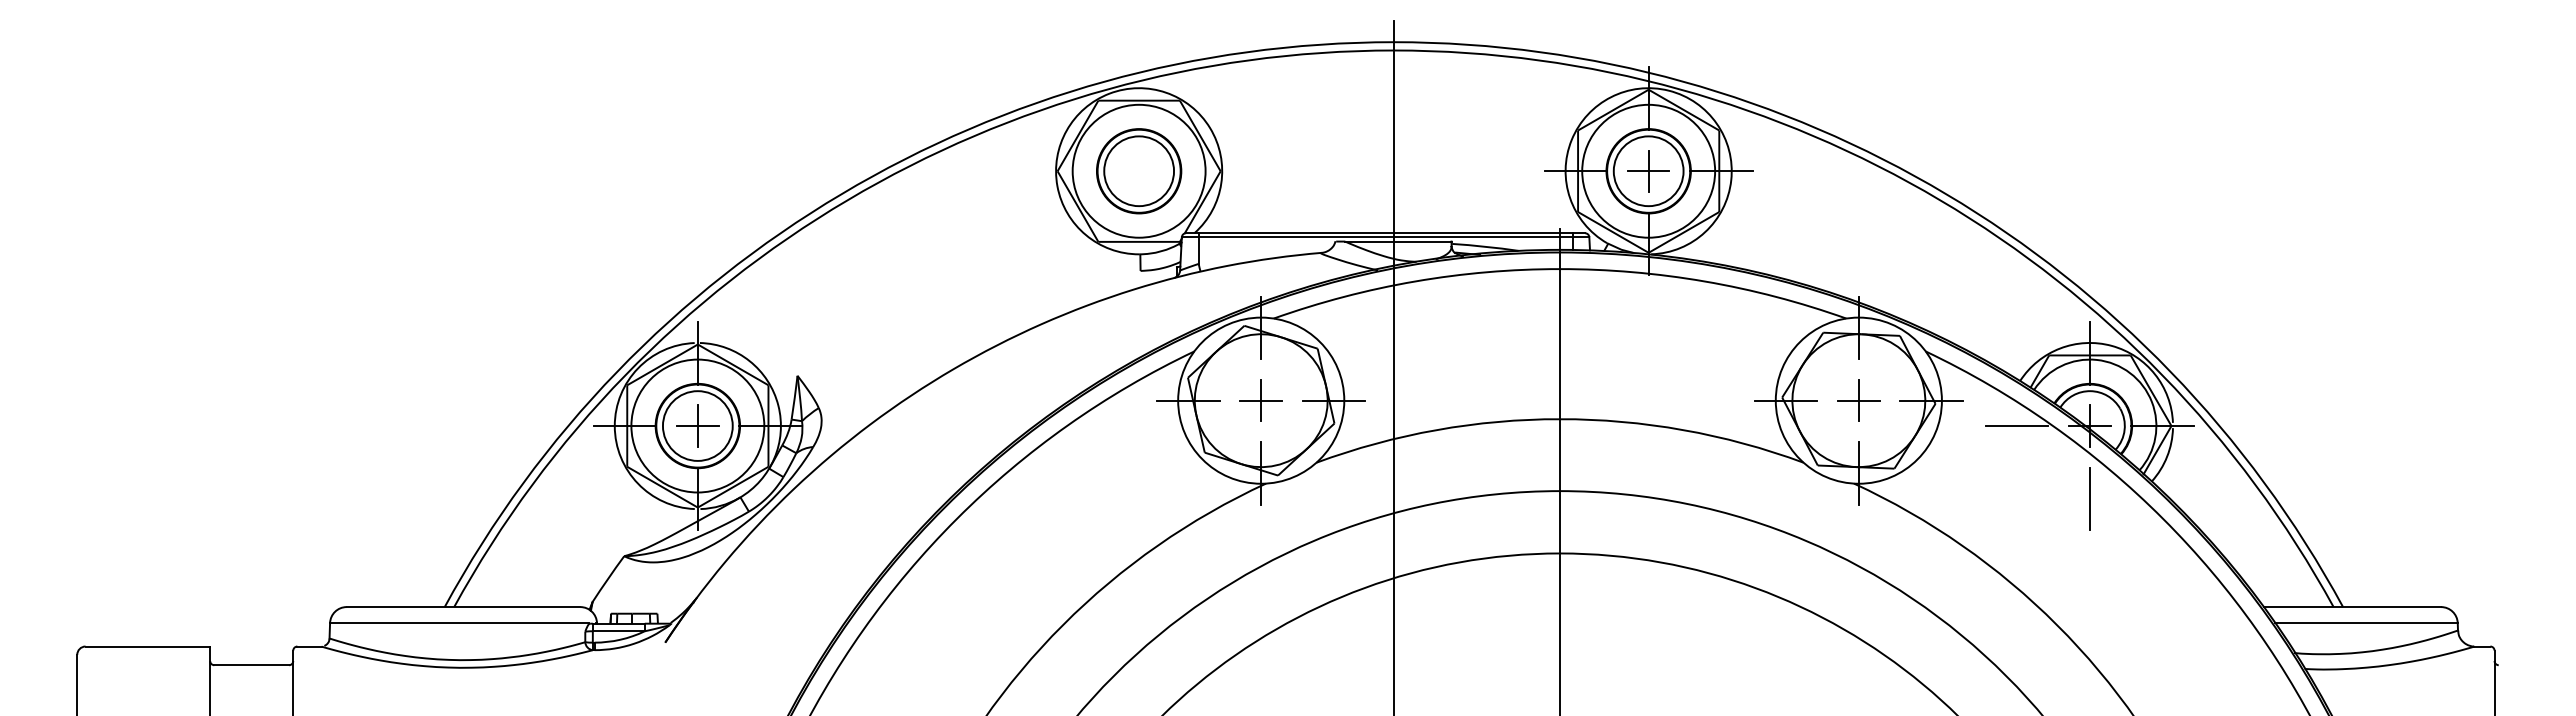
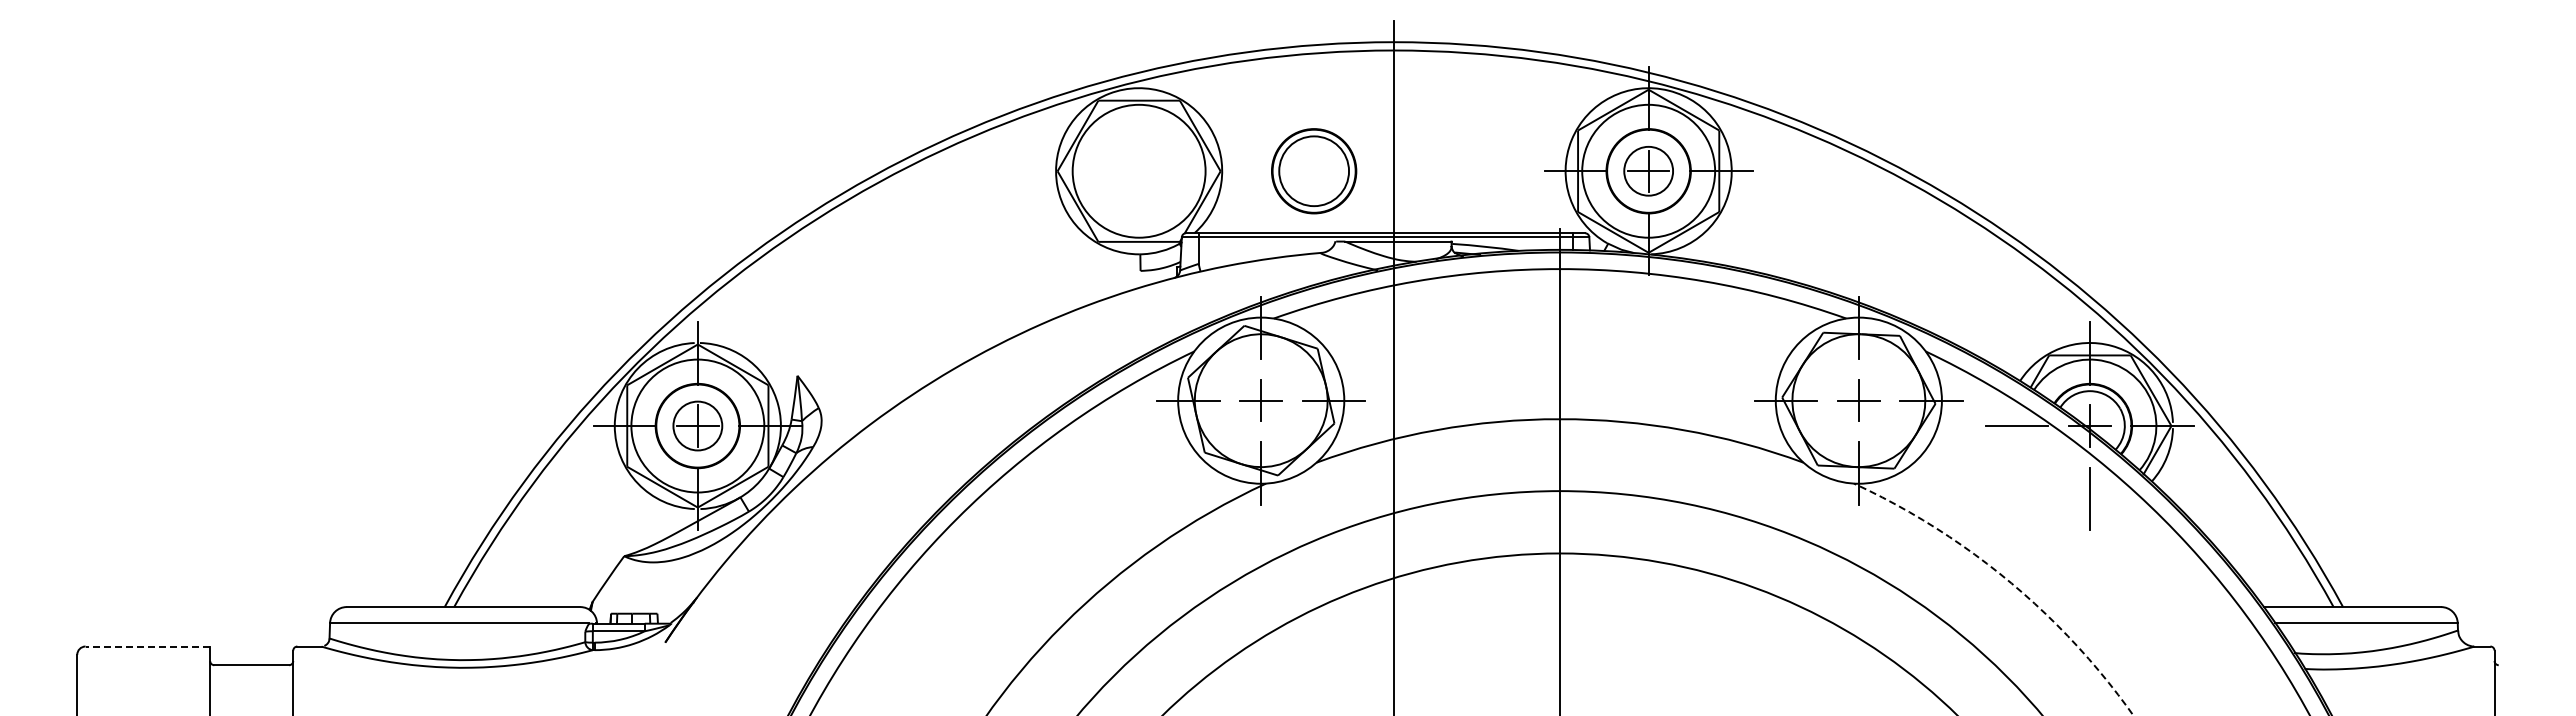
part position: (1139, 171) -> (1314, 171) (1314, 171)
circle diameter: 70 px -> 49 px (1648, 170)
circle diameter: 70 px -> 49 px (697, 425)
arc: solid -> dashed (2008, 580)
line: solid -> dashed (147, 646)
